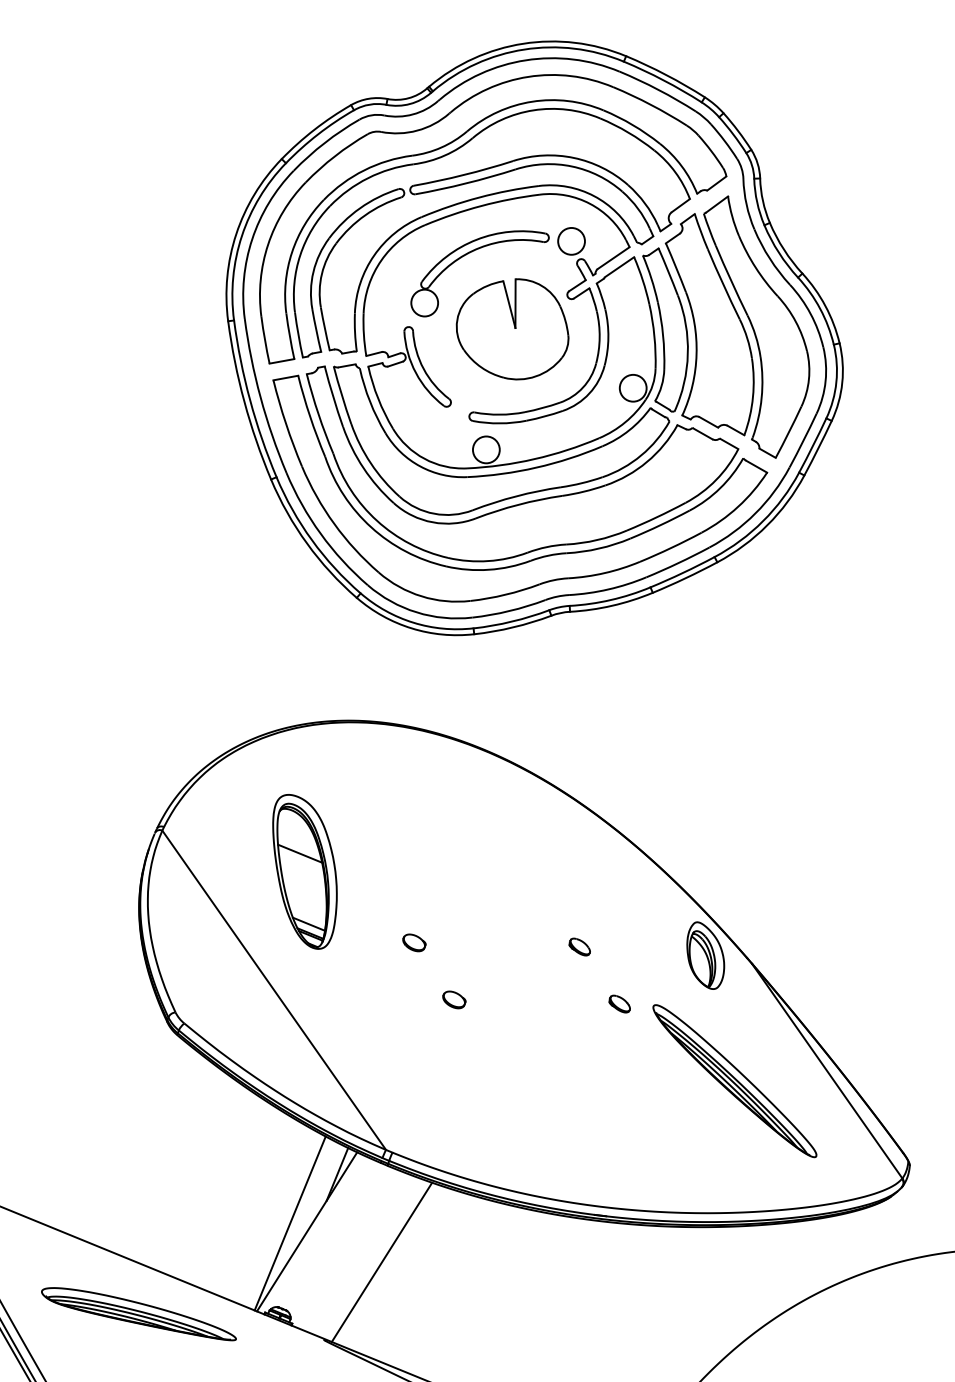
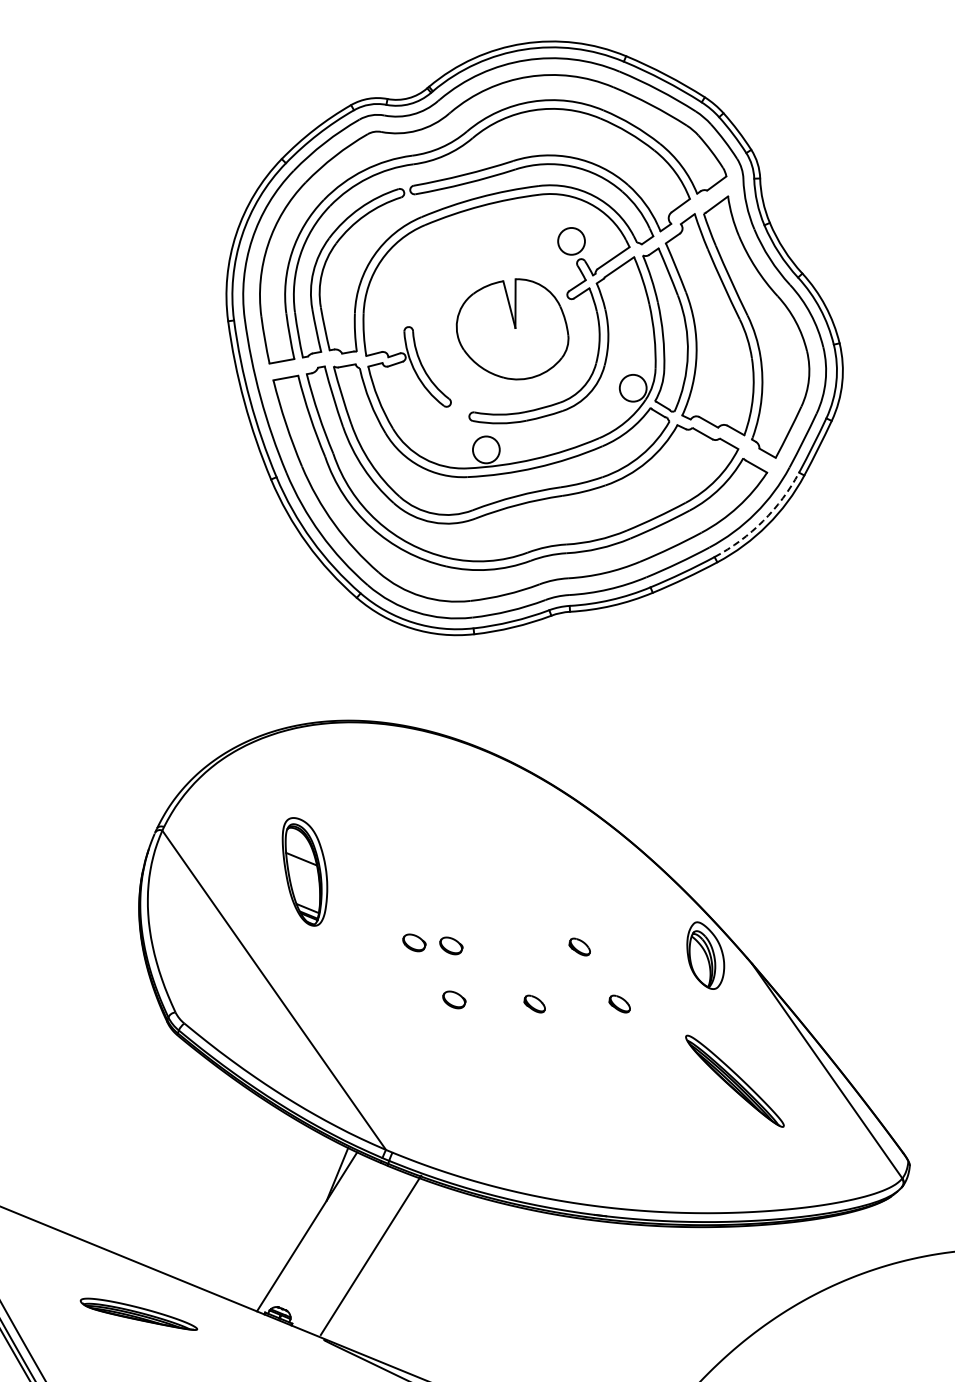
part: present -> none (470, 253)
arc: solid -> dashed (763, 521)
part size: 66x156 px -> 48x110 px (304, 871)
part: none -> present (451, 945)
part: none -> present (534, 1003)
part size: 166x155 px -> 100x94 px (734, 1080)
line: present -> none (289, 1223)
line position: (381, 1261) -> (370, 1254) (370, 1254)
part size: 196x55 px -> 120x34 px (138, 1313)
